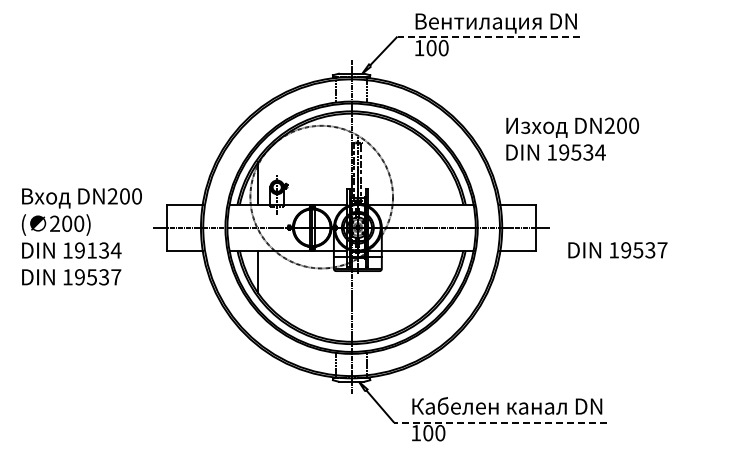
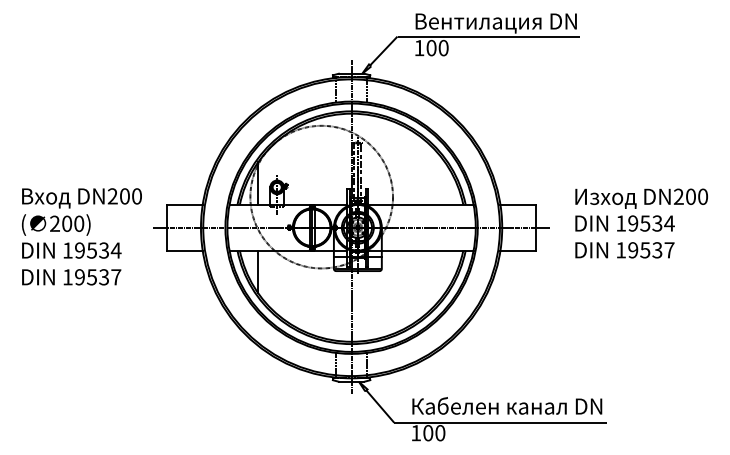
line: dashed -> solid (488, 36)
text position: (572, 138) -> (641, 209) (641, 209)
text: 19134 -> 19534 (91, 250)
text position: (617, 250) -> (624, 250) (624, 250)
line: dashed -> solid (500, 422)
